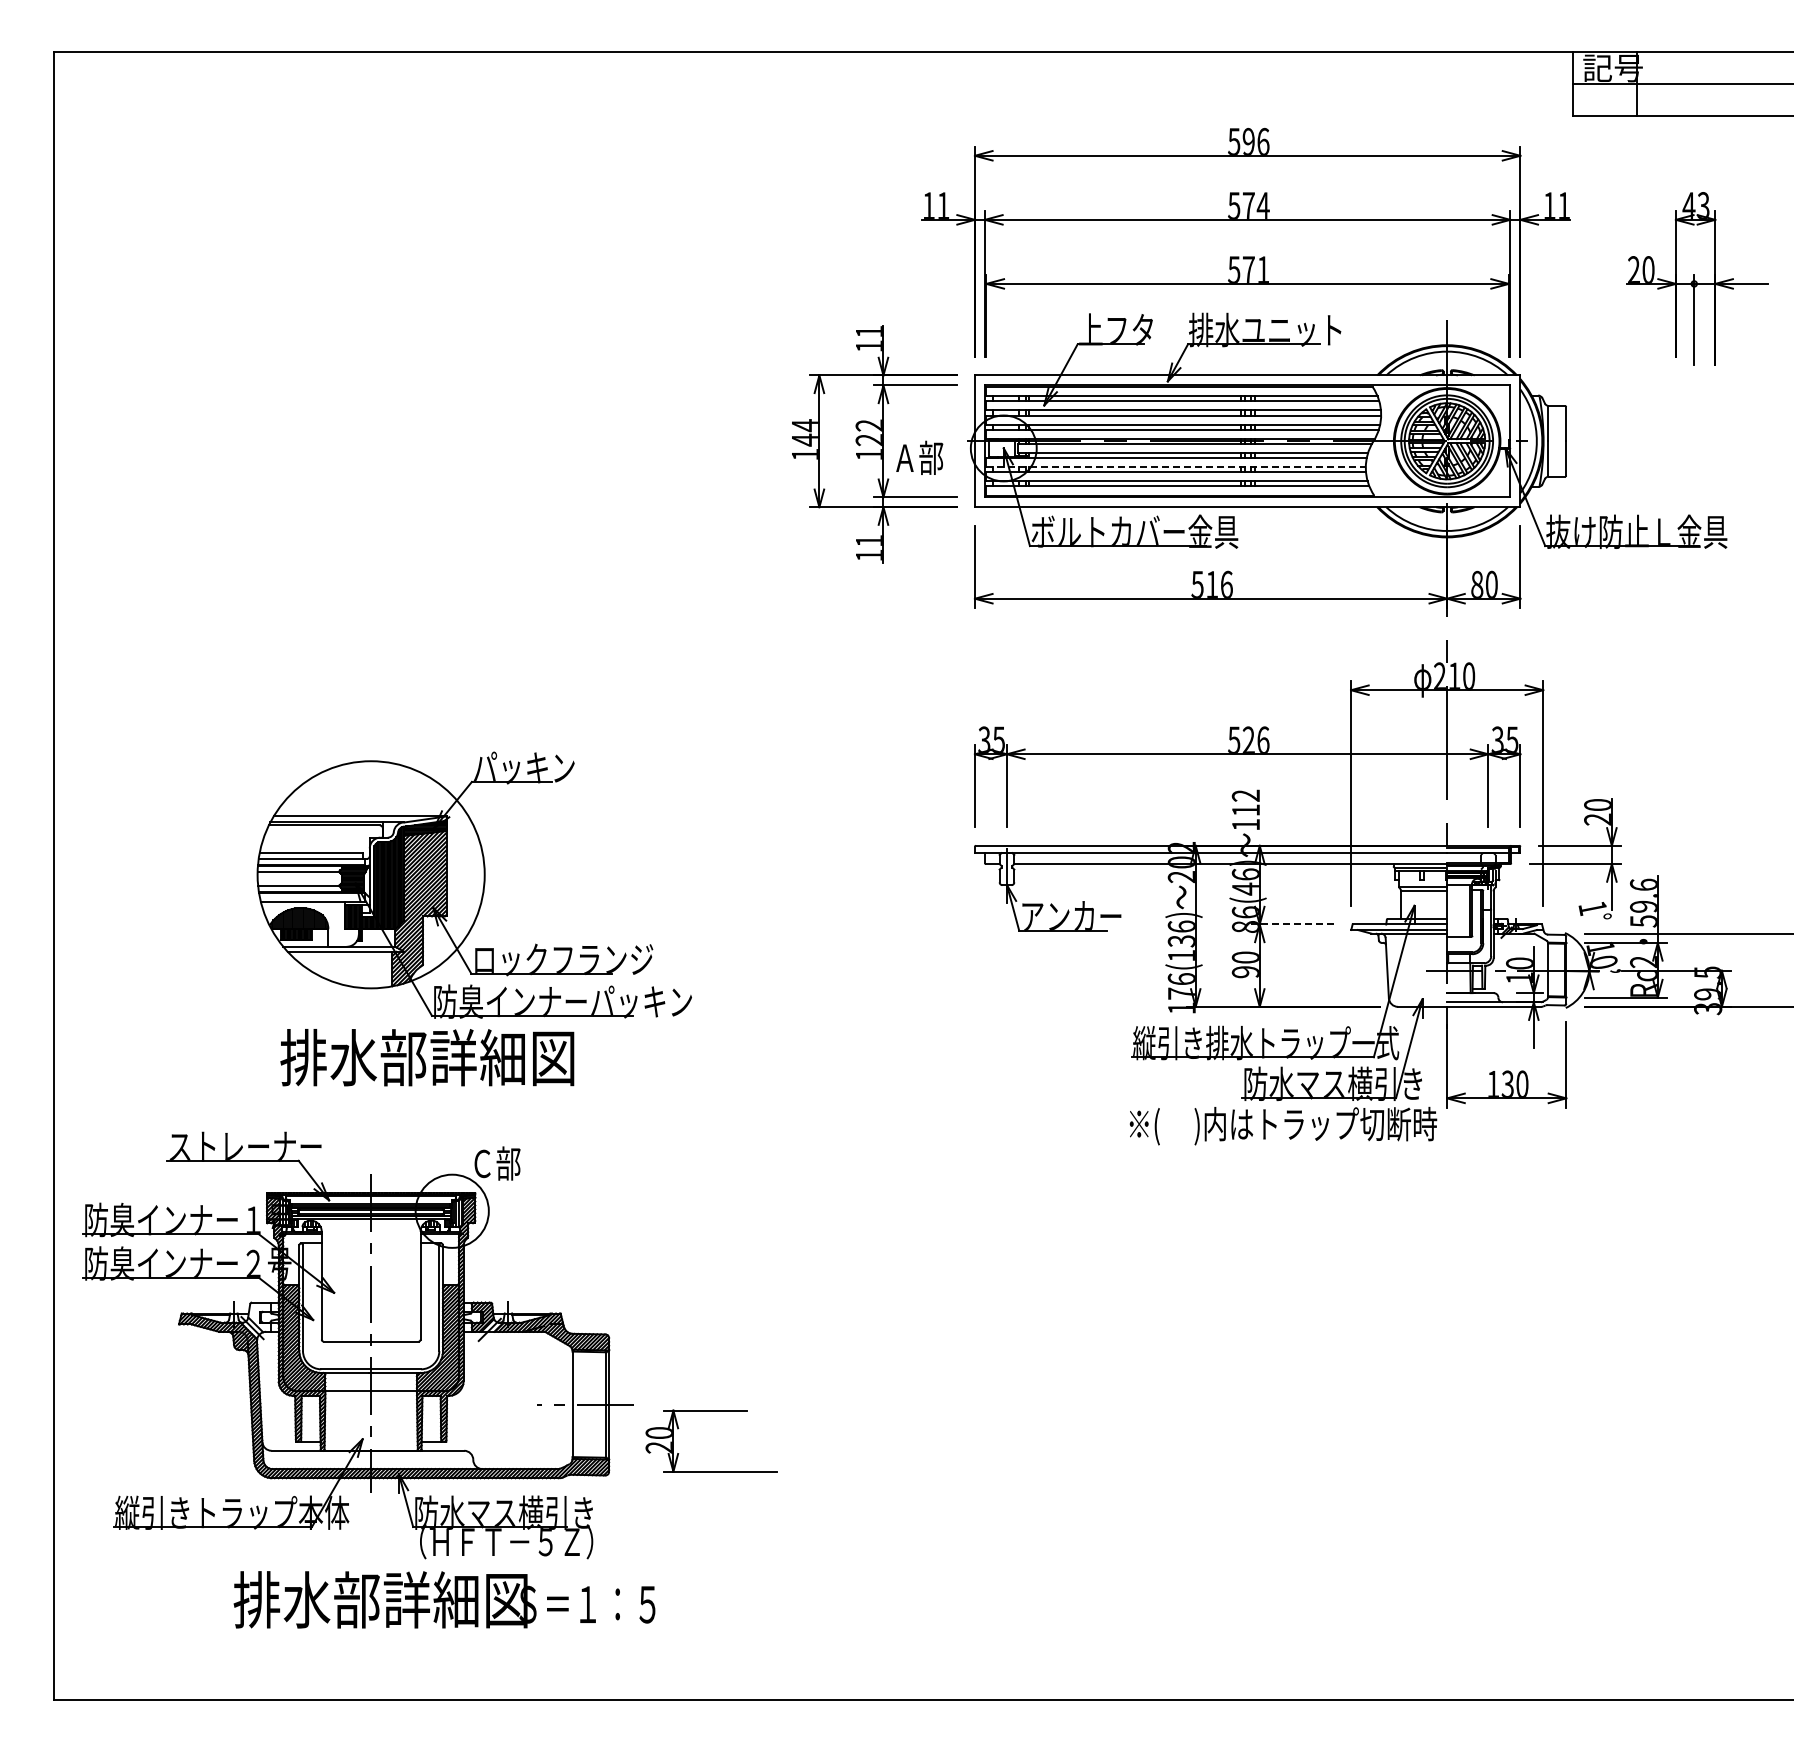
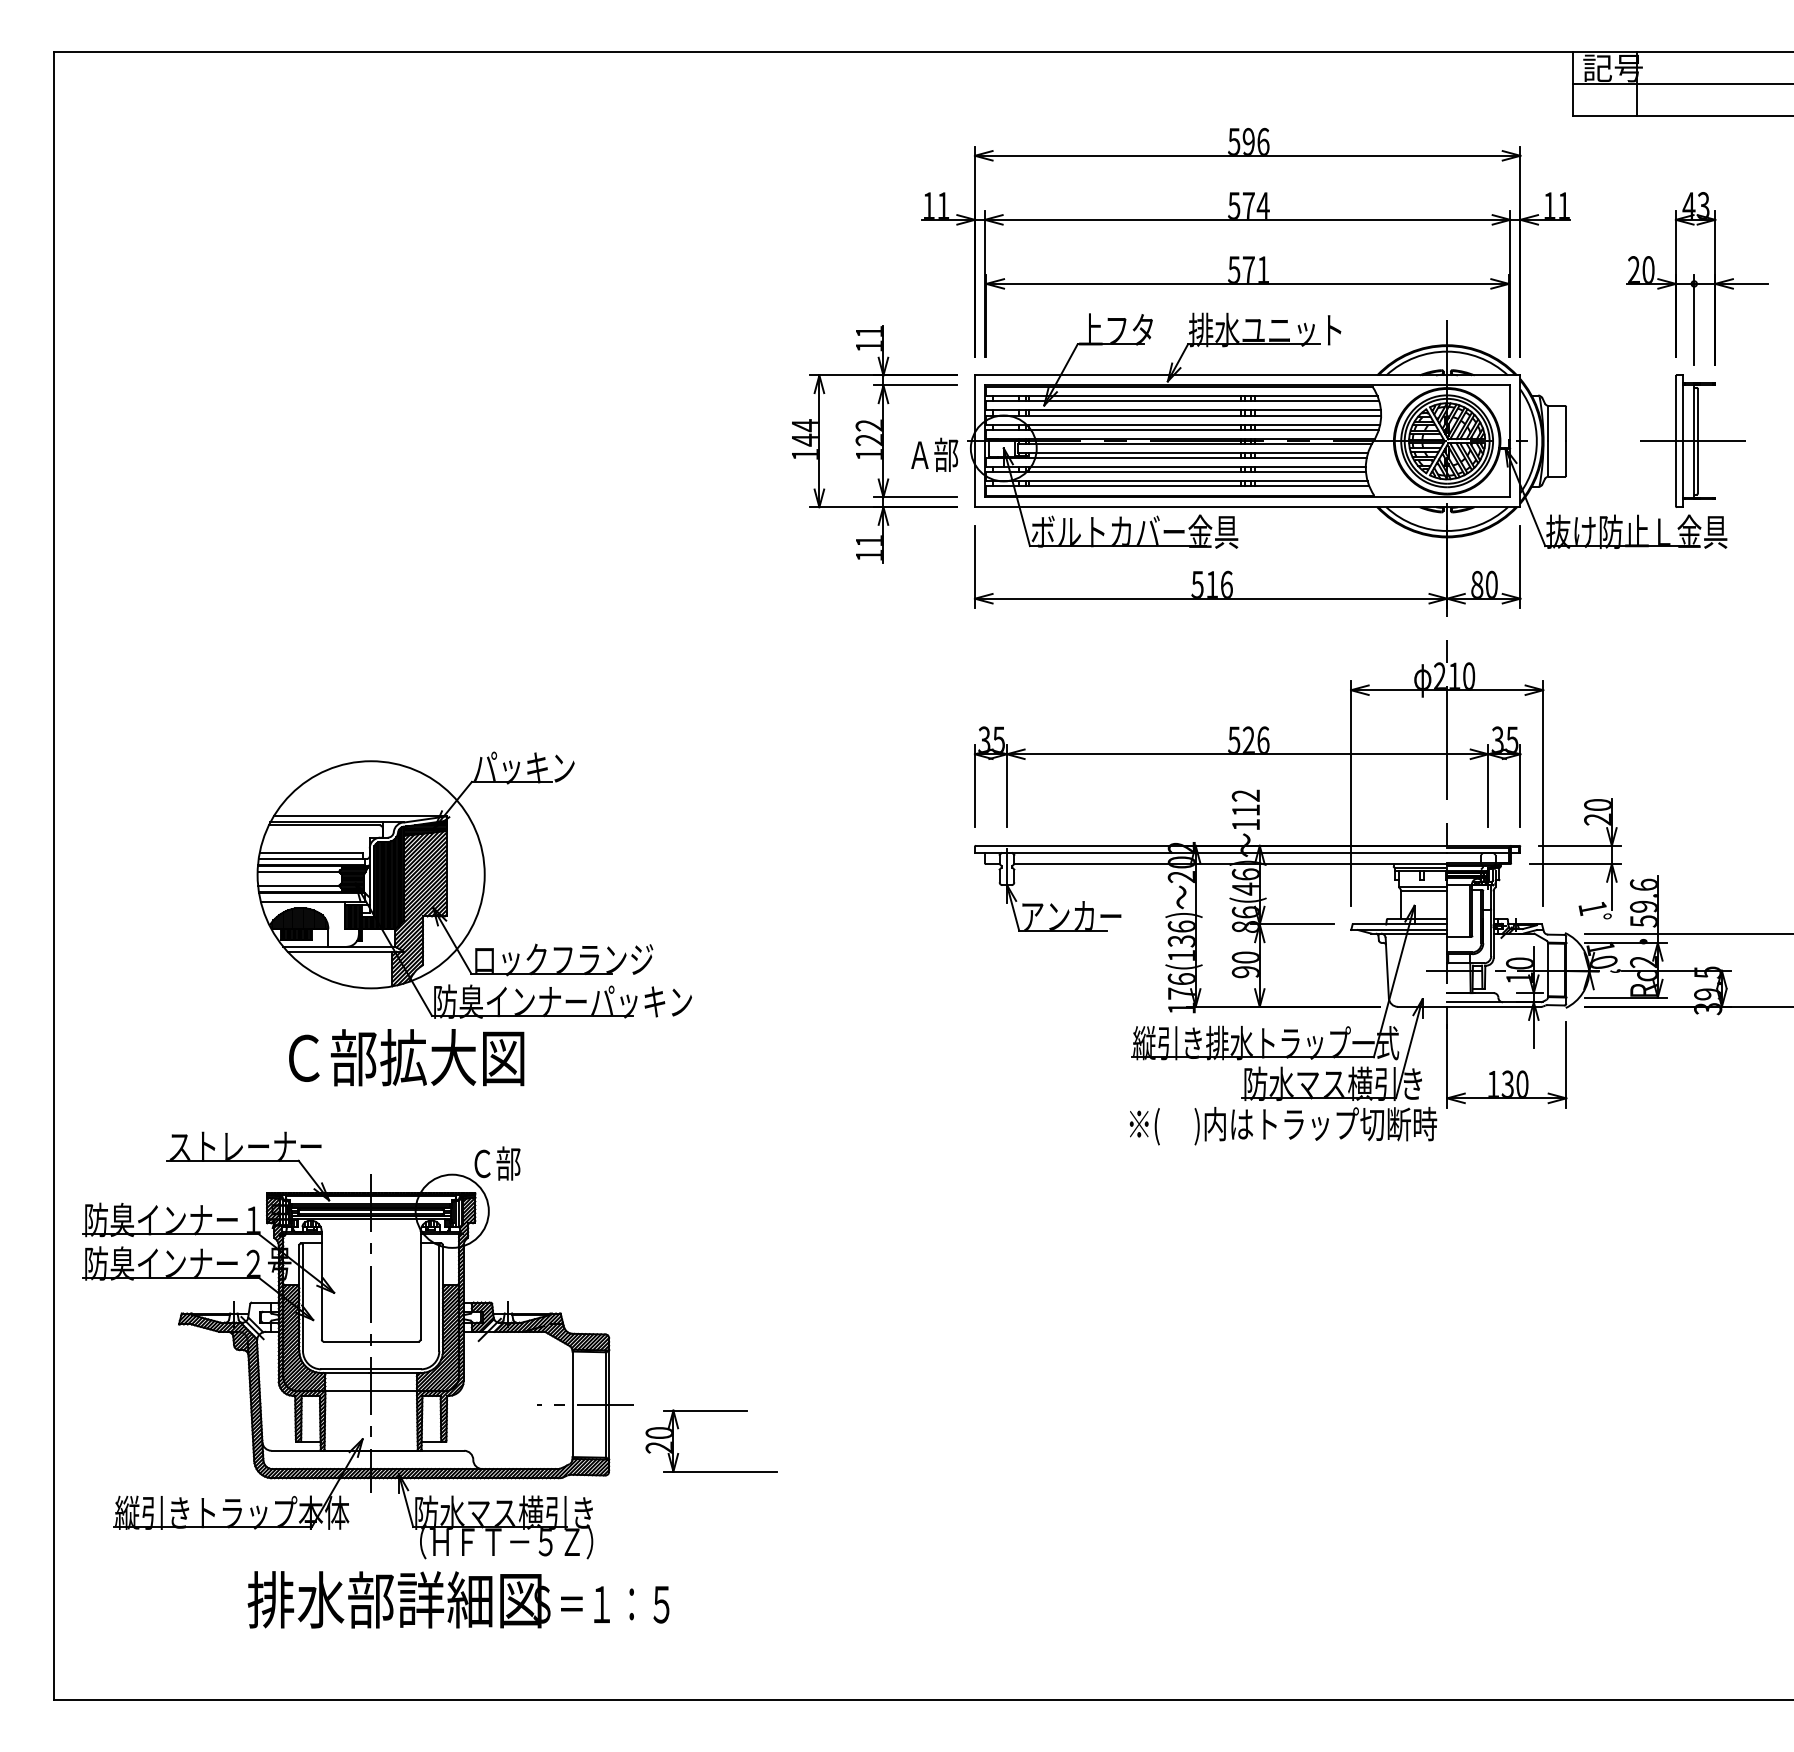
part: none -> present (1692, 440)
text position: (919, 457) -> (934, 454) (934, 454)
line: dashed -> solid (1176, 467)
line: dashed -> solid (1292, 924)
text: 排水部詳細図 -> Ｃ部拡大図 (427, 1057)
text position: (444, 1599) -> (458, 1599) (458, 1599)
